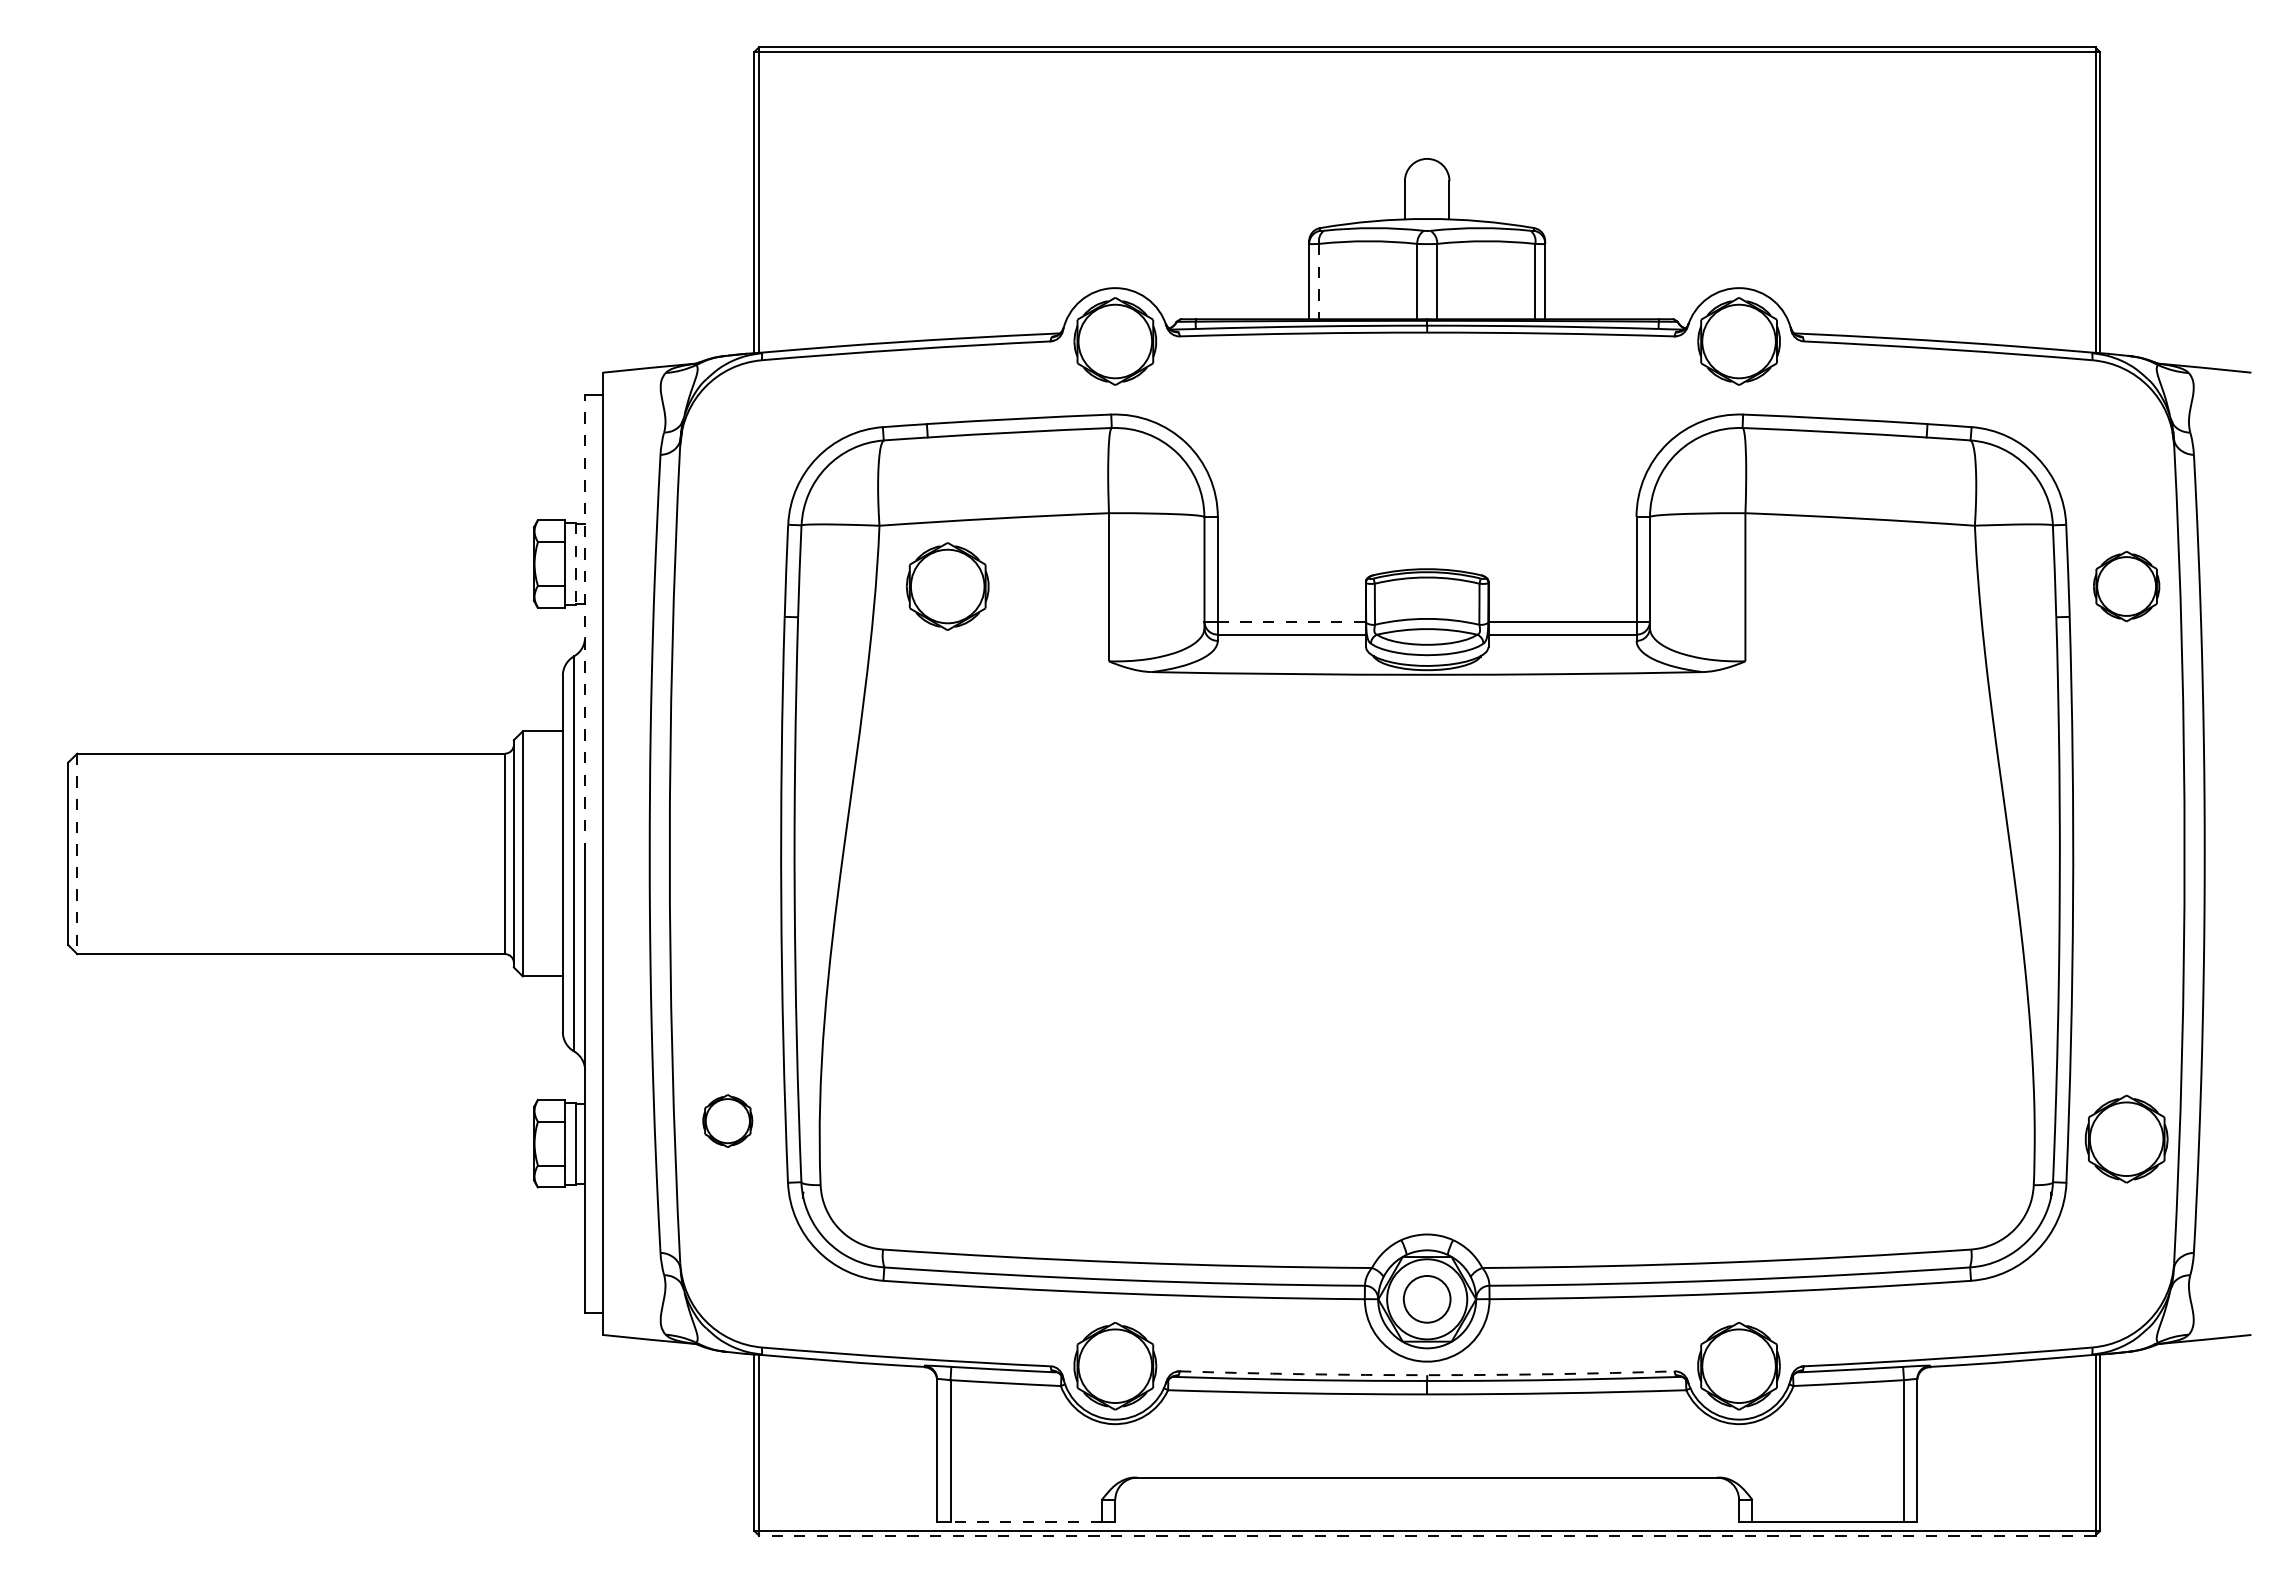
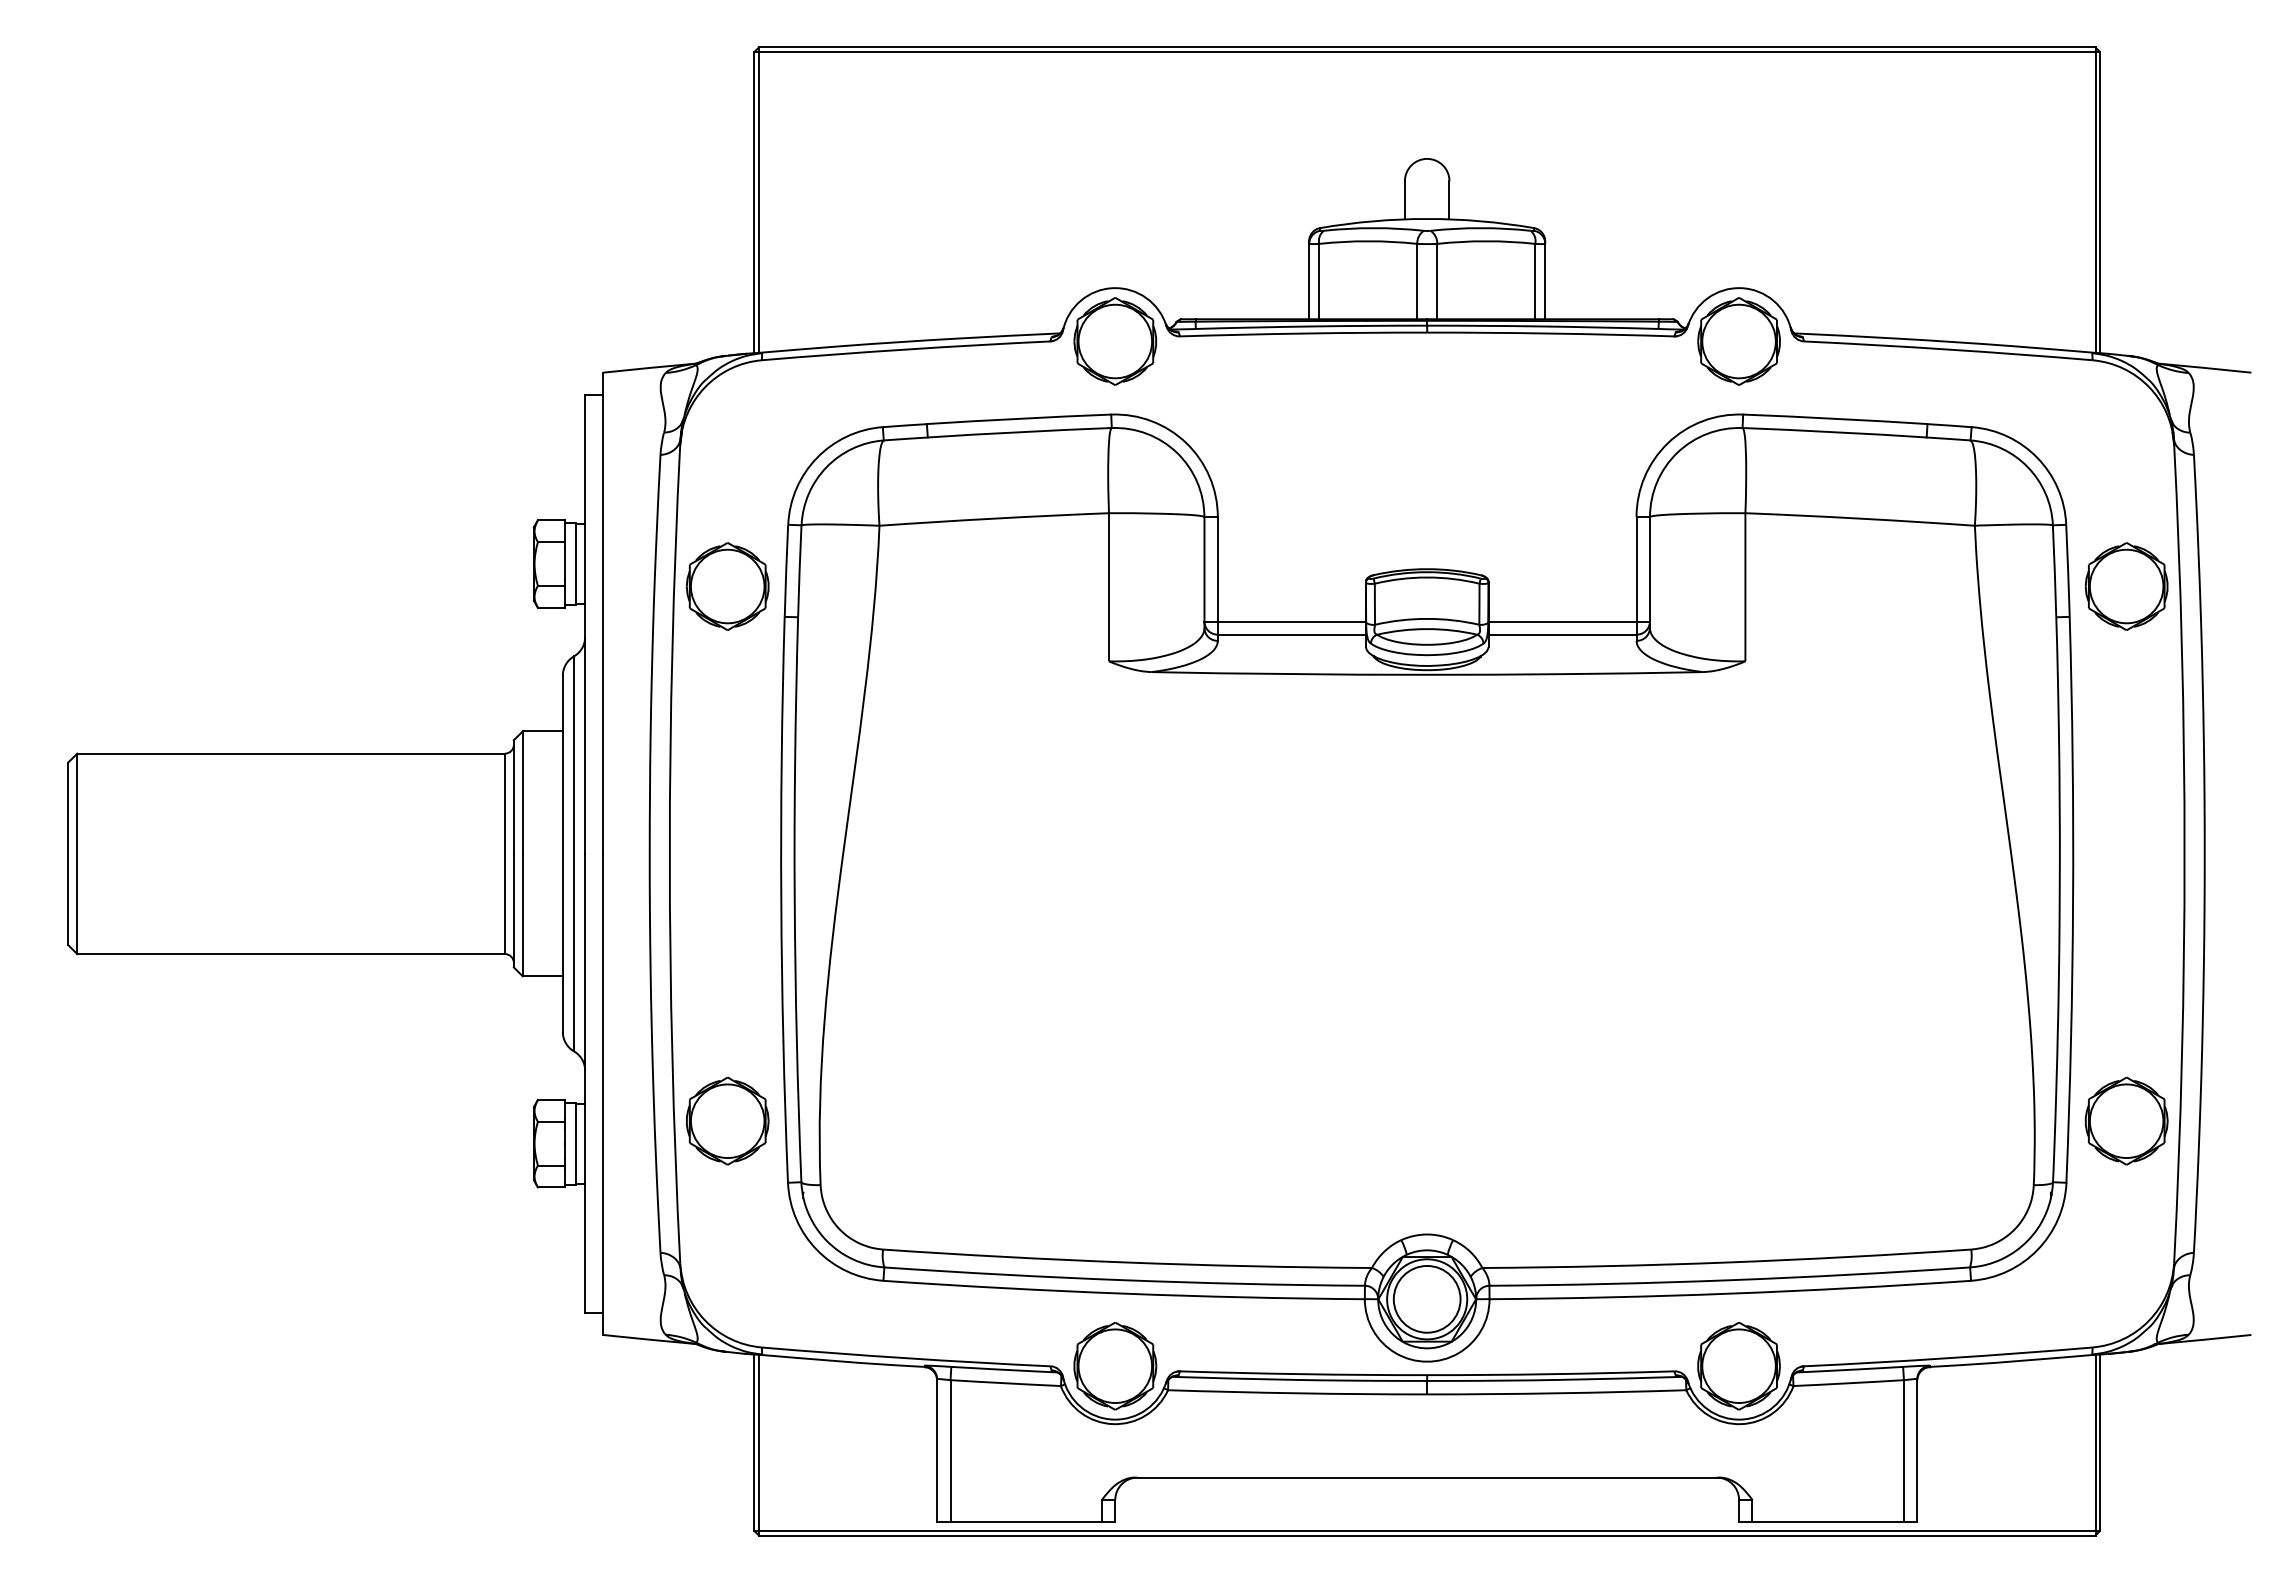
line: dashed -> solid (1319, 281)
line: dashed -> solid (576, 564)
part position: (947, 586) -> (727, 586) (727, 586)
part size: 68x72 px -> 85x89 px (2126, 586)
line: dashed -> solid (1292, 621)
line: dashed -> solid (585, 623)
line: dashed -> solid (77, 854)
part size: 52x54 px -> 84x90 px (727, 1120)
part position: (2126, 1138) -> (2126, 1120) (2126, 1120)
circle diameter: 47 px -> 67 px (1426, 1298)
arc: dashed -> solid (1427, 1375)
line: dashed -> solid (1026, 1522)
line: dashed -> solid (1426, 1535)
